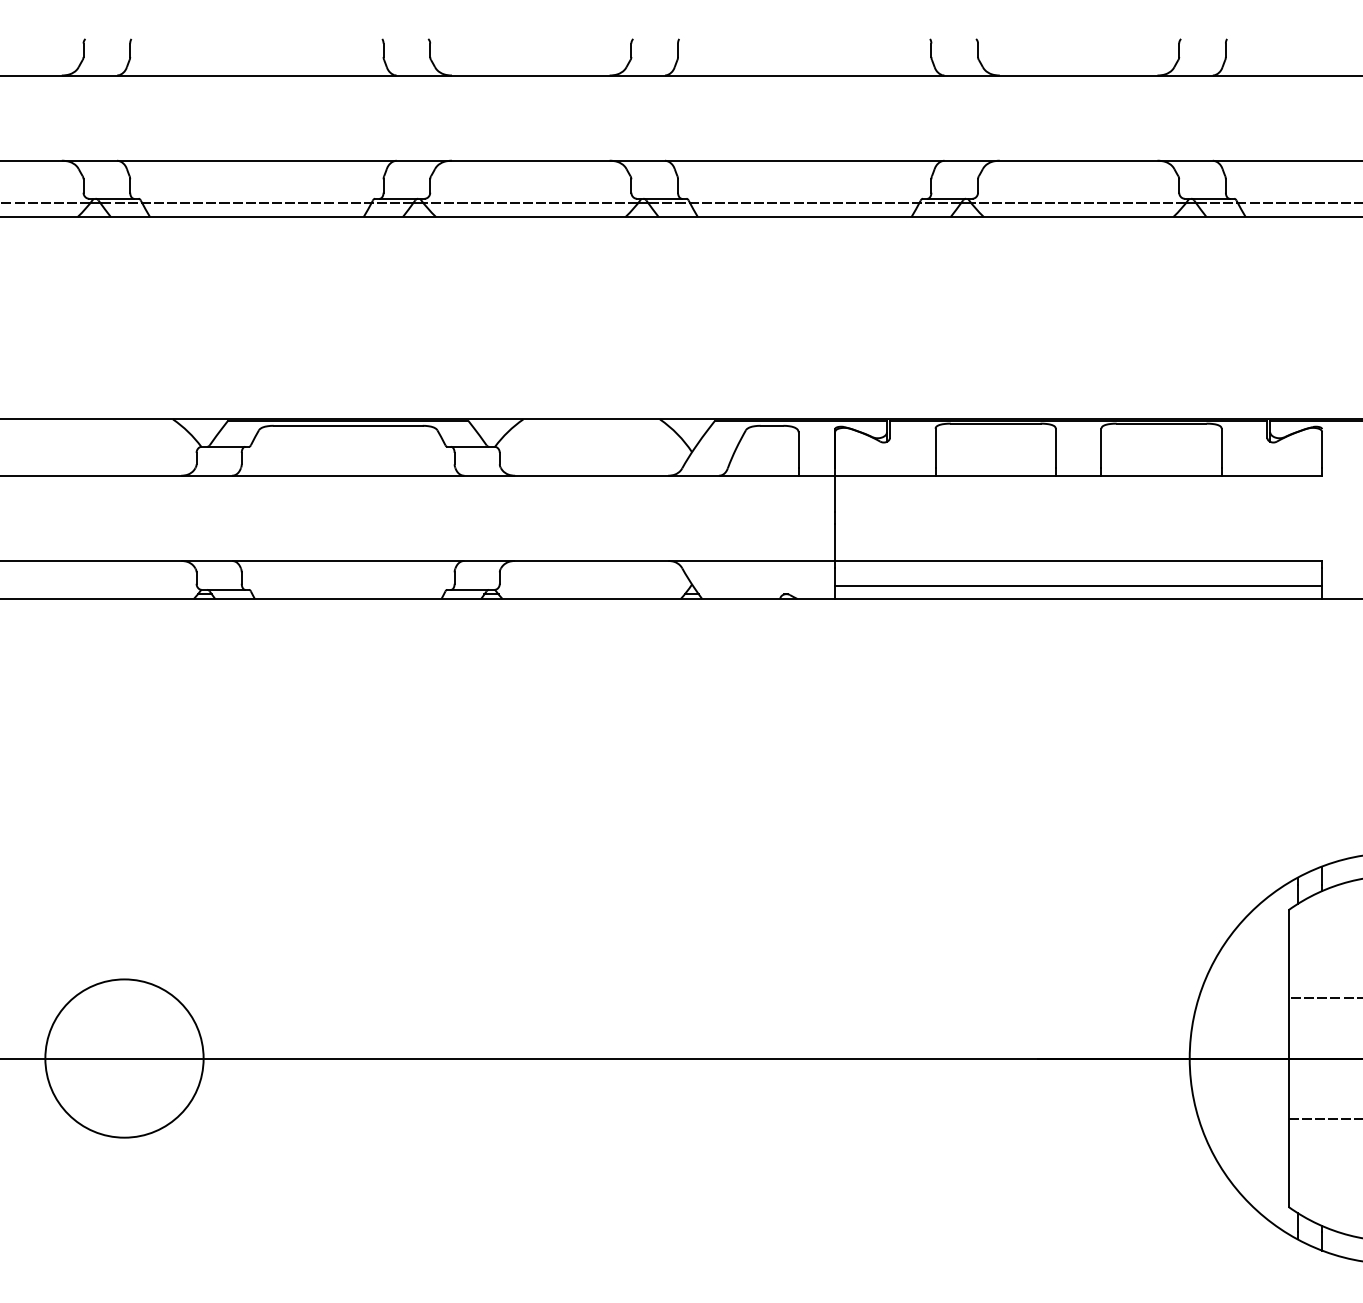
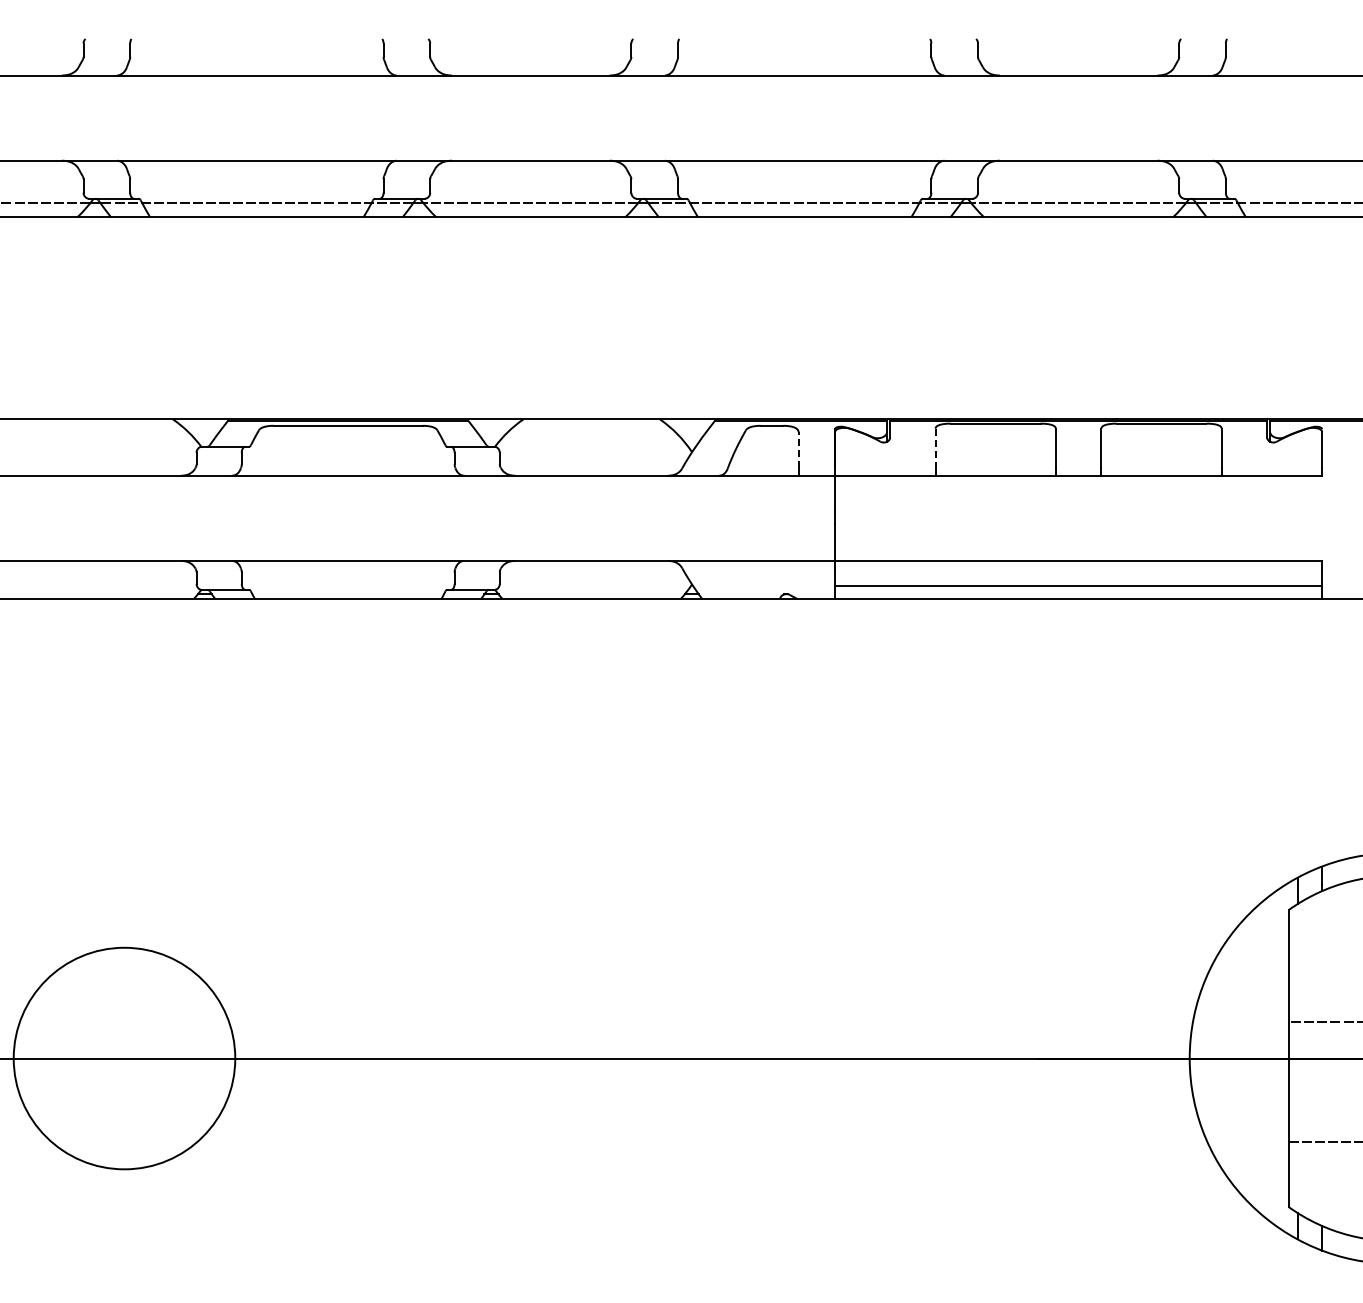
line: solid -> dashed (935, 448)
line: solid -> dashed (798, 449)
line position: (1323, 997) -> (1323, 1021) (1323, 1021)
circle diameter: 158 px -> 222 px (124, 1058)
line position: (1323, 1119) -> (1323, 1142) (1323, 1142)
